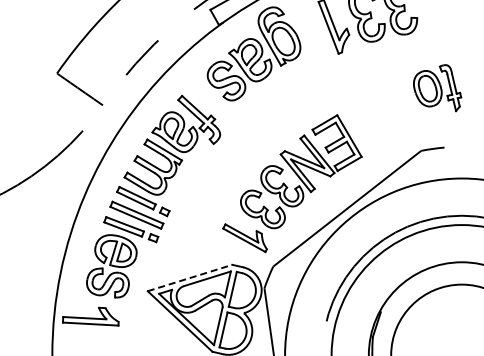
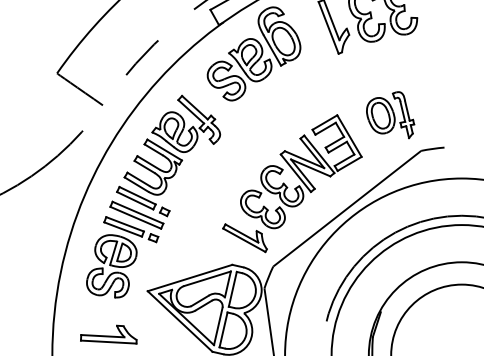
part position: (437, 88) -> (390, 115) (390, 115)
line: dashed -> solid (190, 277)
part position: (90, 316) -> (108, 334) (108, 334)
